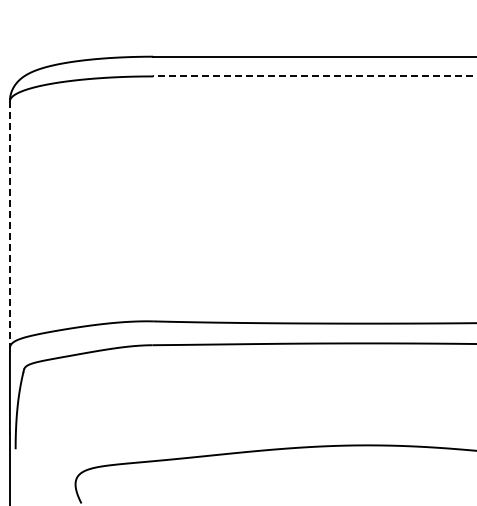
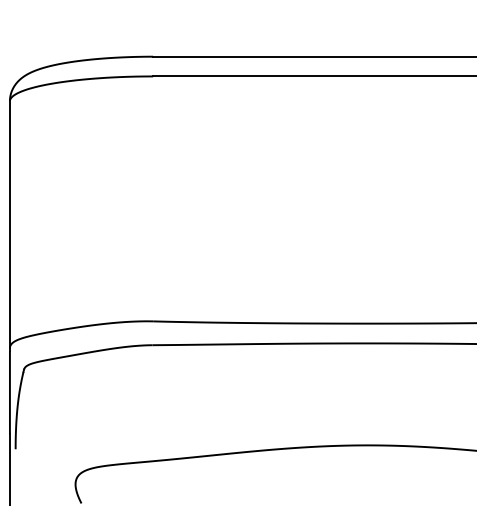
line: dashed -> solid (315, 76)
line: dashed -> solid (9, 224)
